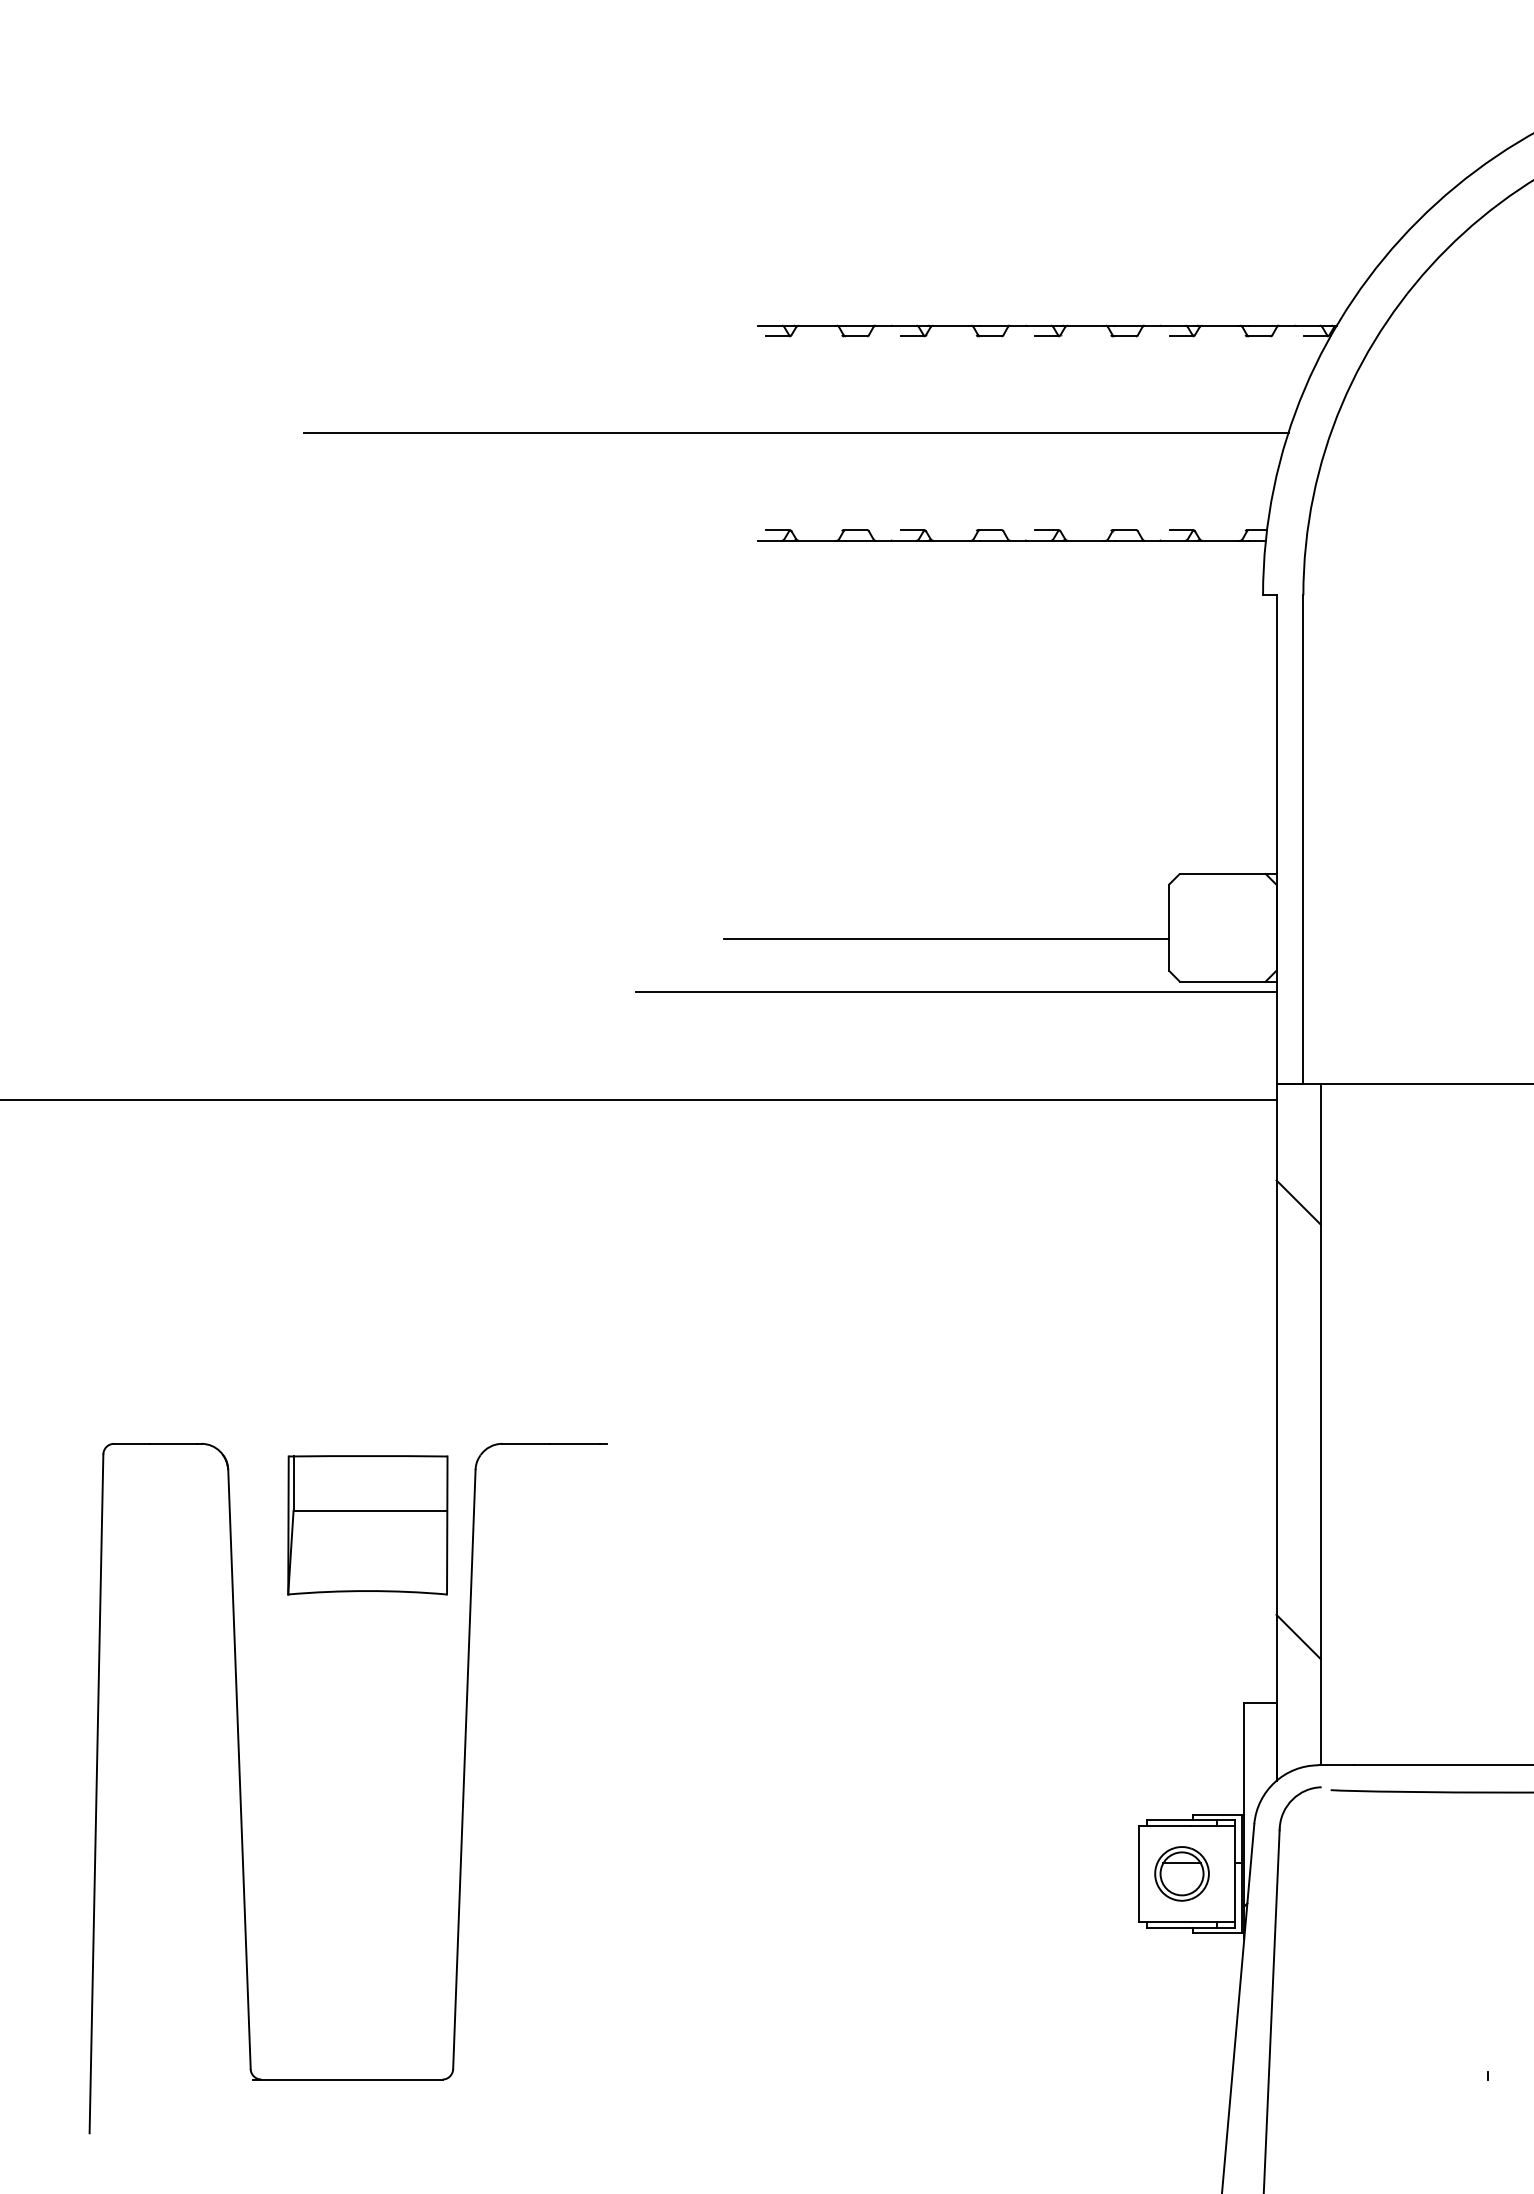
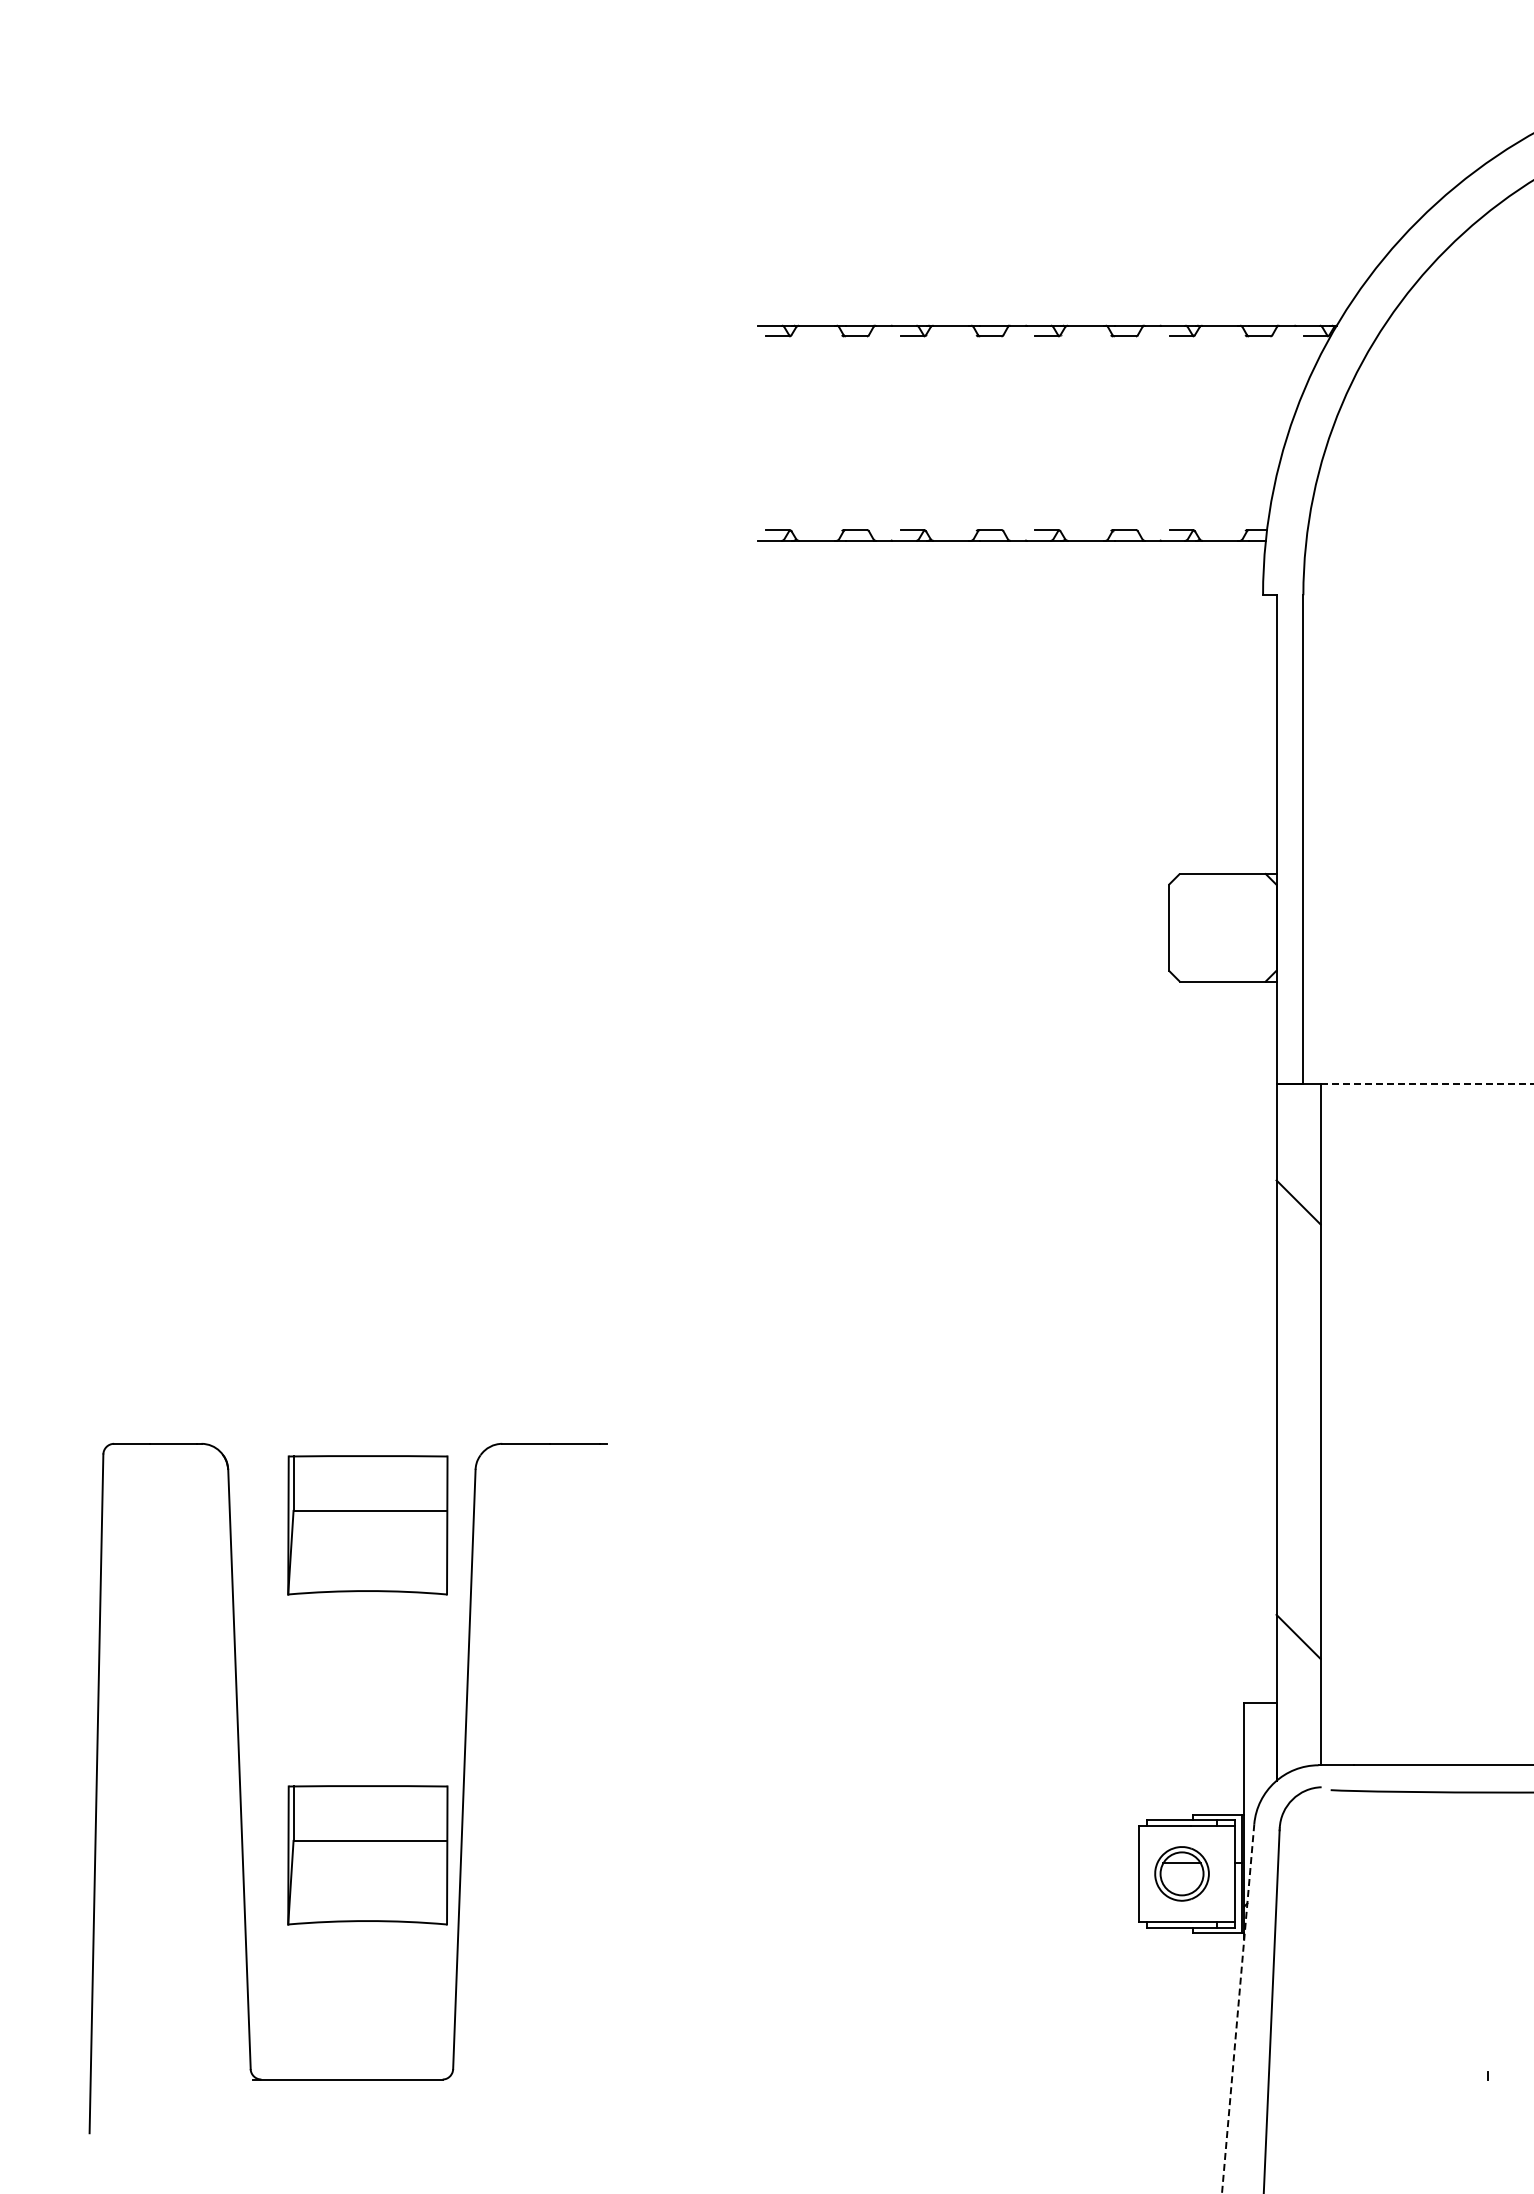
line: present -> none (795, 433)
line: present -> none (946, 938)
line: present -> none (955, 992)
line: solid -> dashed (1427, 1084)
line: present -> none (639, 1099)
part: none -> present (367, 1855)
line: solid -> dashed (1238, 2009)
